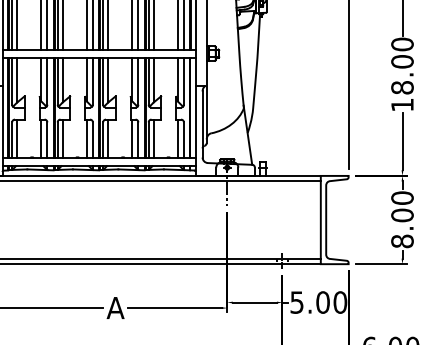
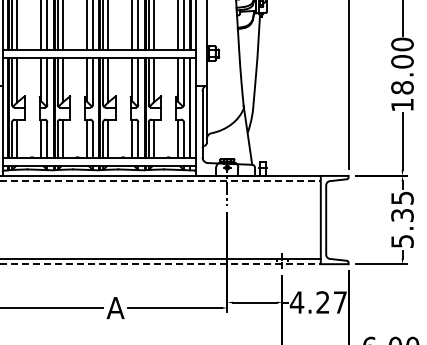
line: solid -> dashed (160, 180)
text: 8.00 -> 5.35 (402, 219)
line: solid -> dashed (160, 264)
text: 5.00 -> 4.27 (318, 302)
